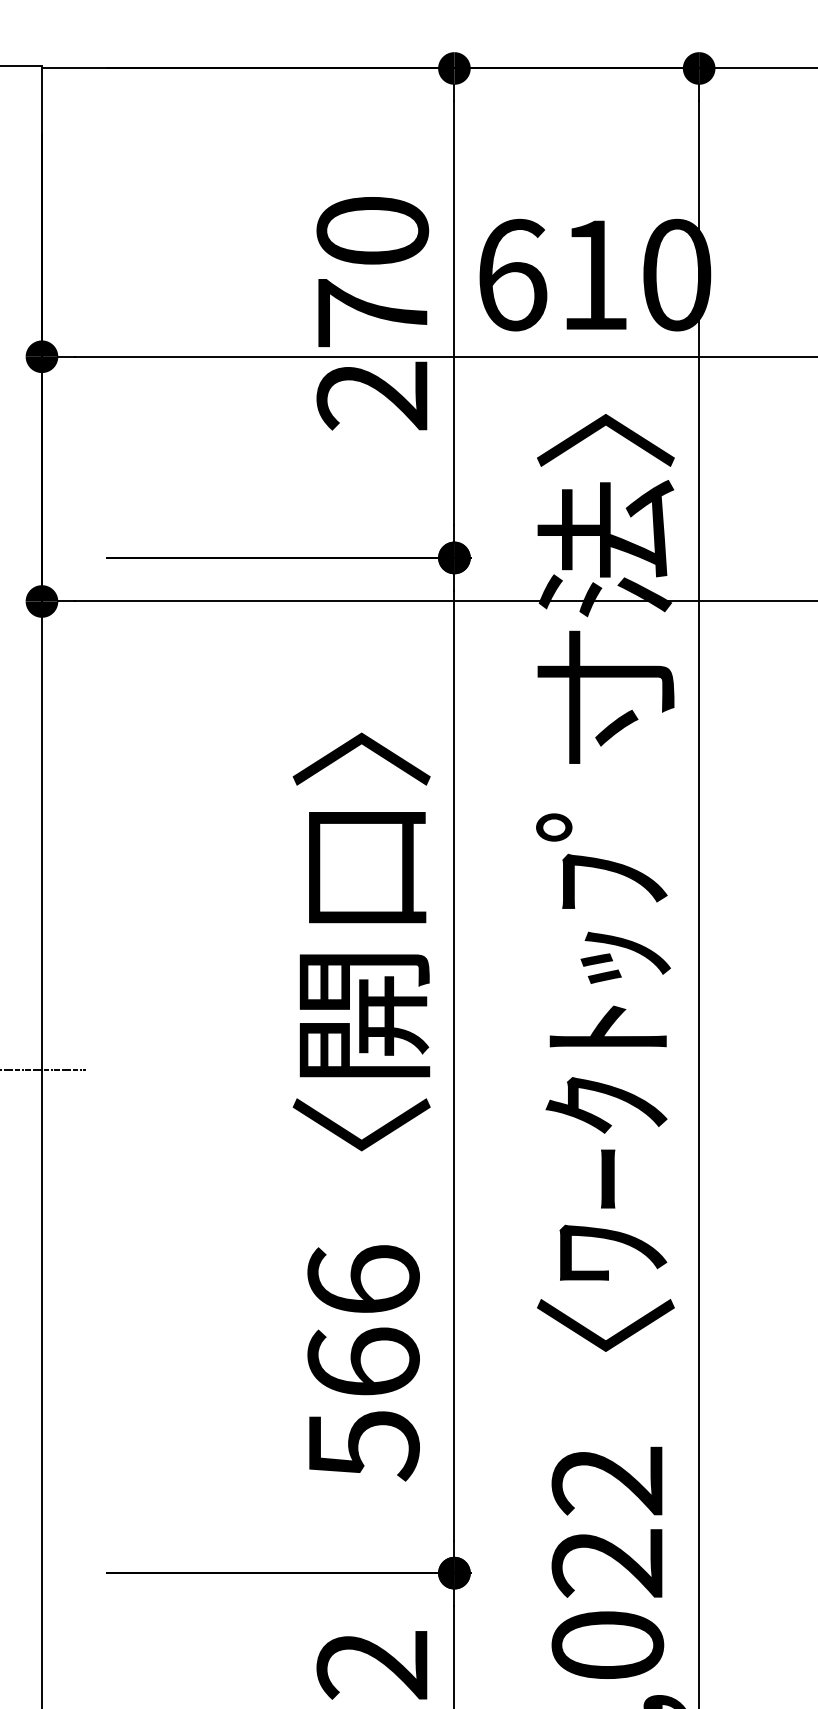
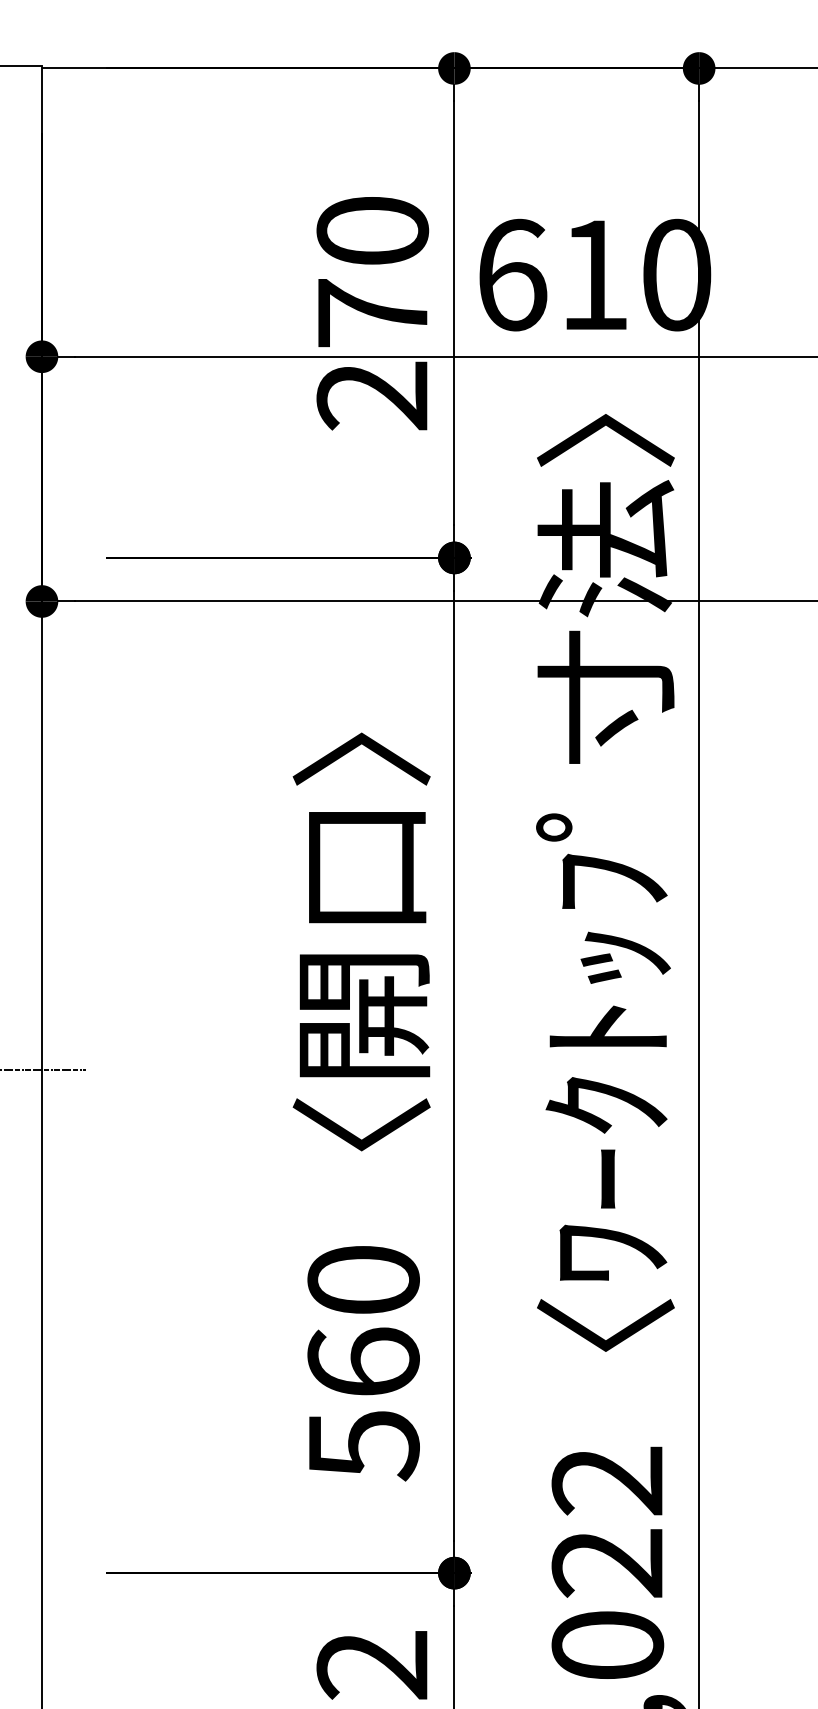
text: 566 -> 560 (363, 1279)
